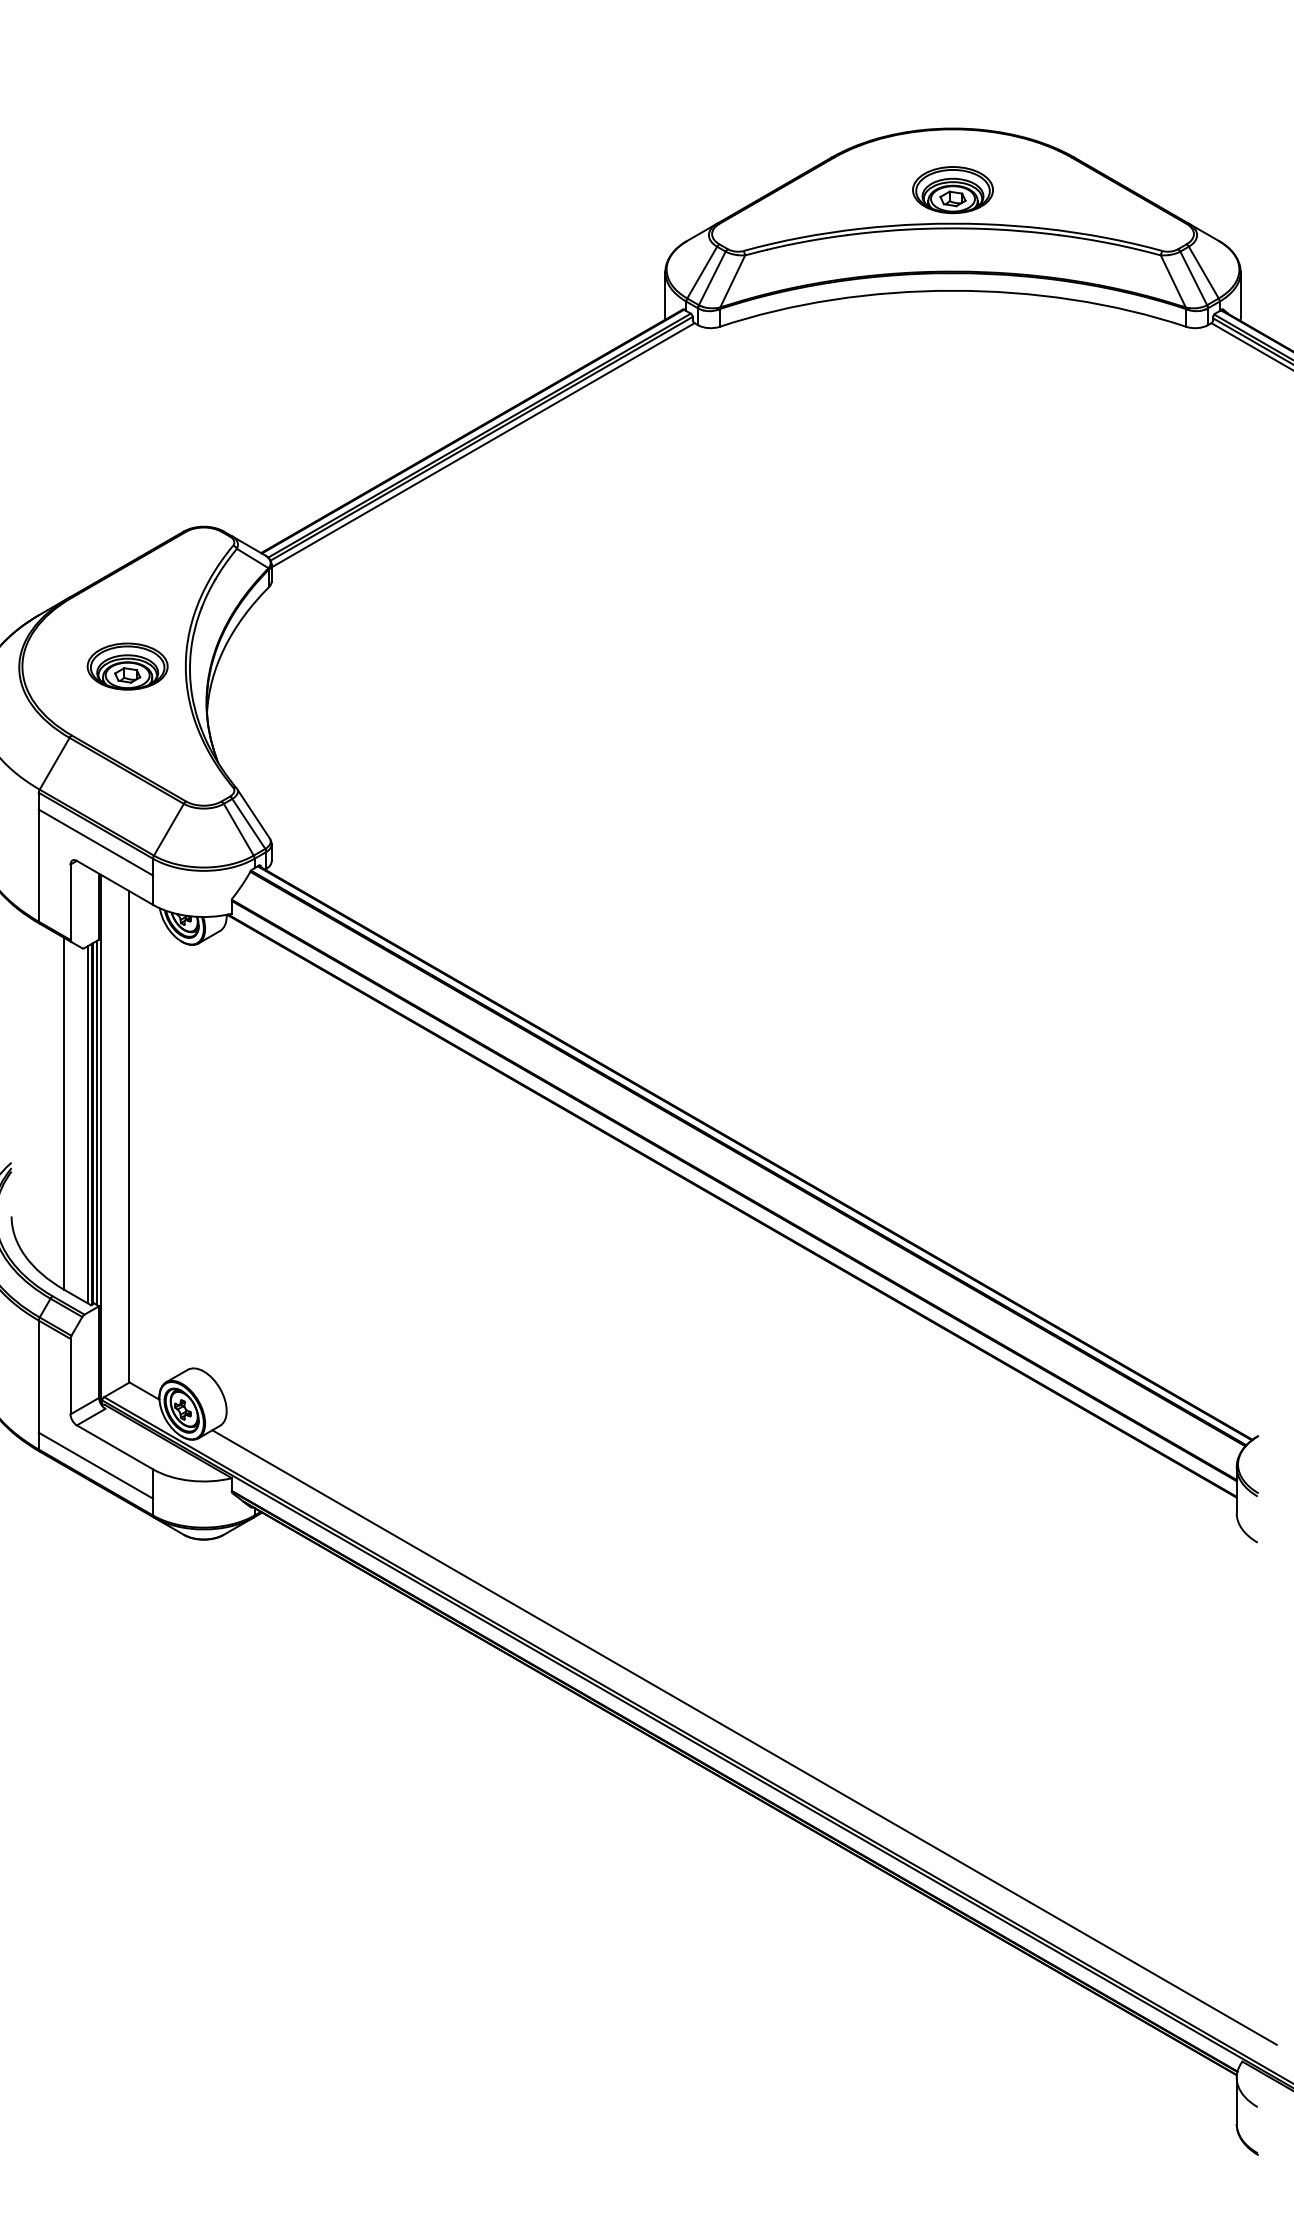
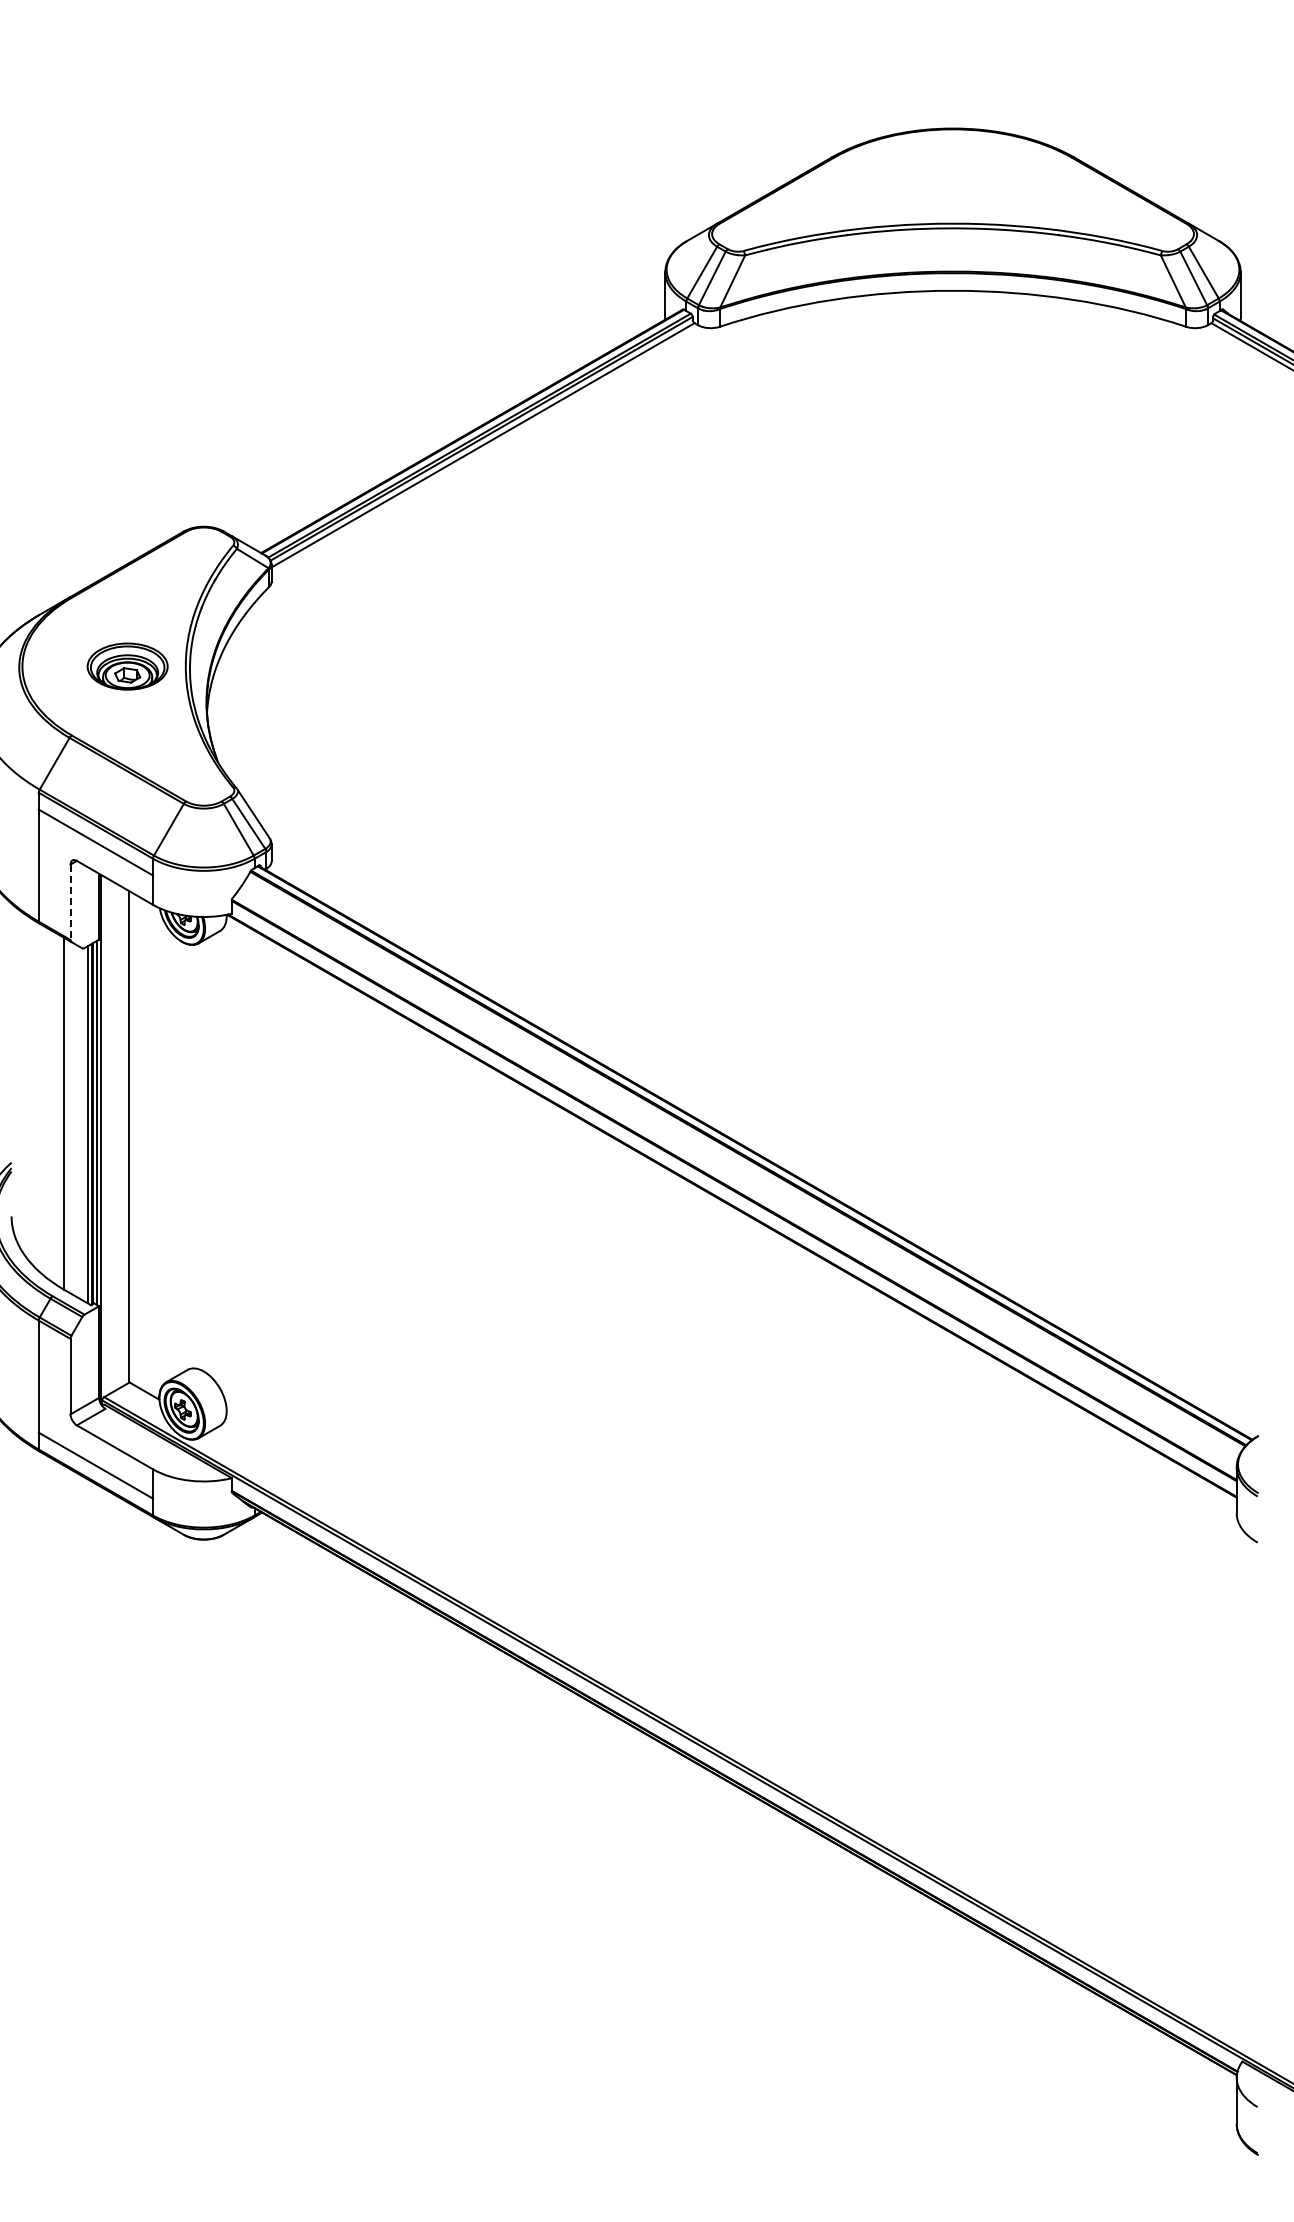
part: present -> none (952, 190)
line: solid -> dashed (70, 902)
line: present -> none (744, 1737)
